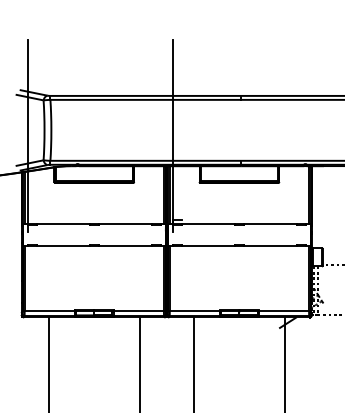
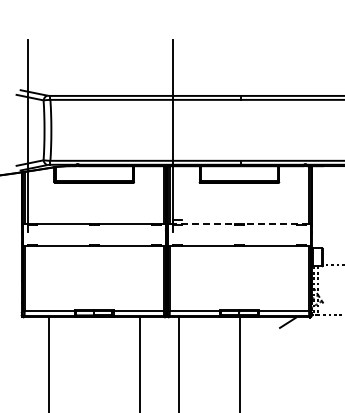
line: solid -> dashed (239, 223)
line position: (194, 363) -> (179, 363) (179, 363)
line position: (284, 363) -> (239, 363) (239, 363)
